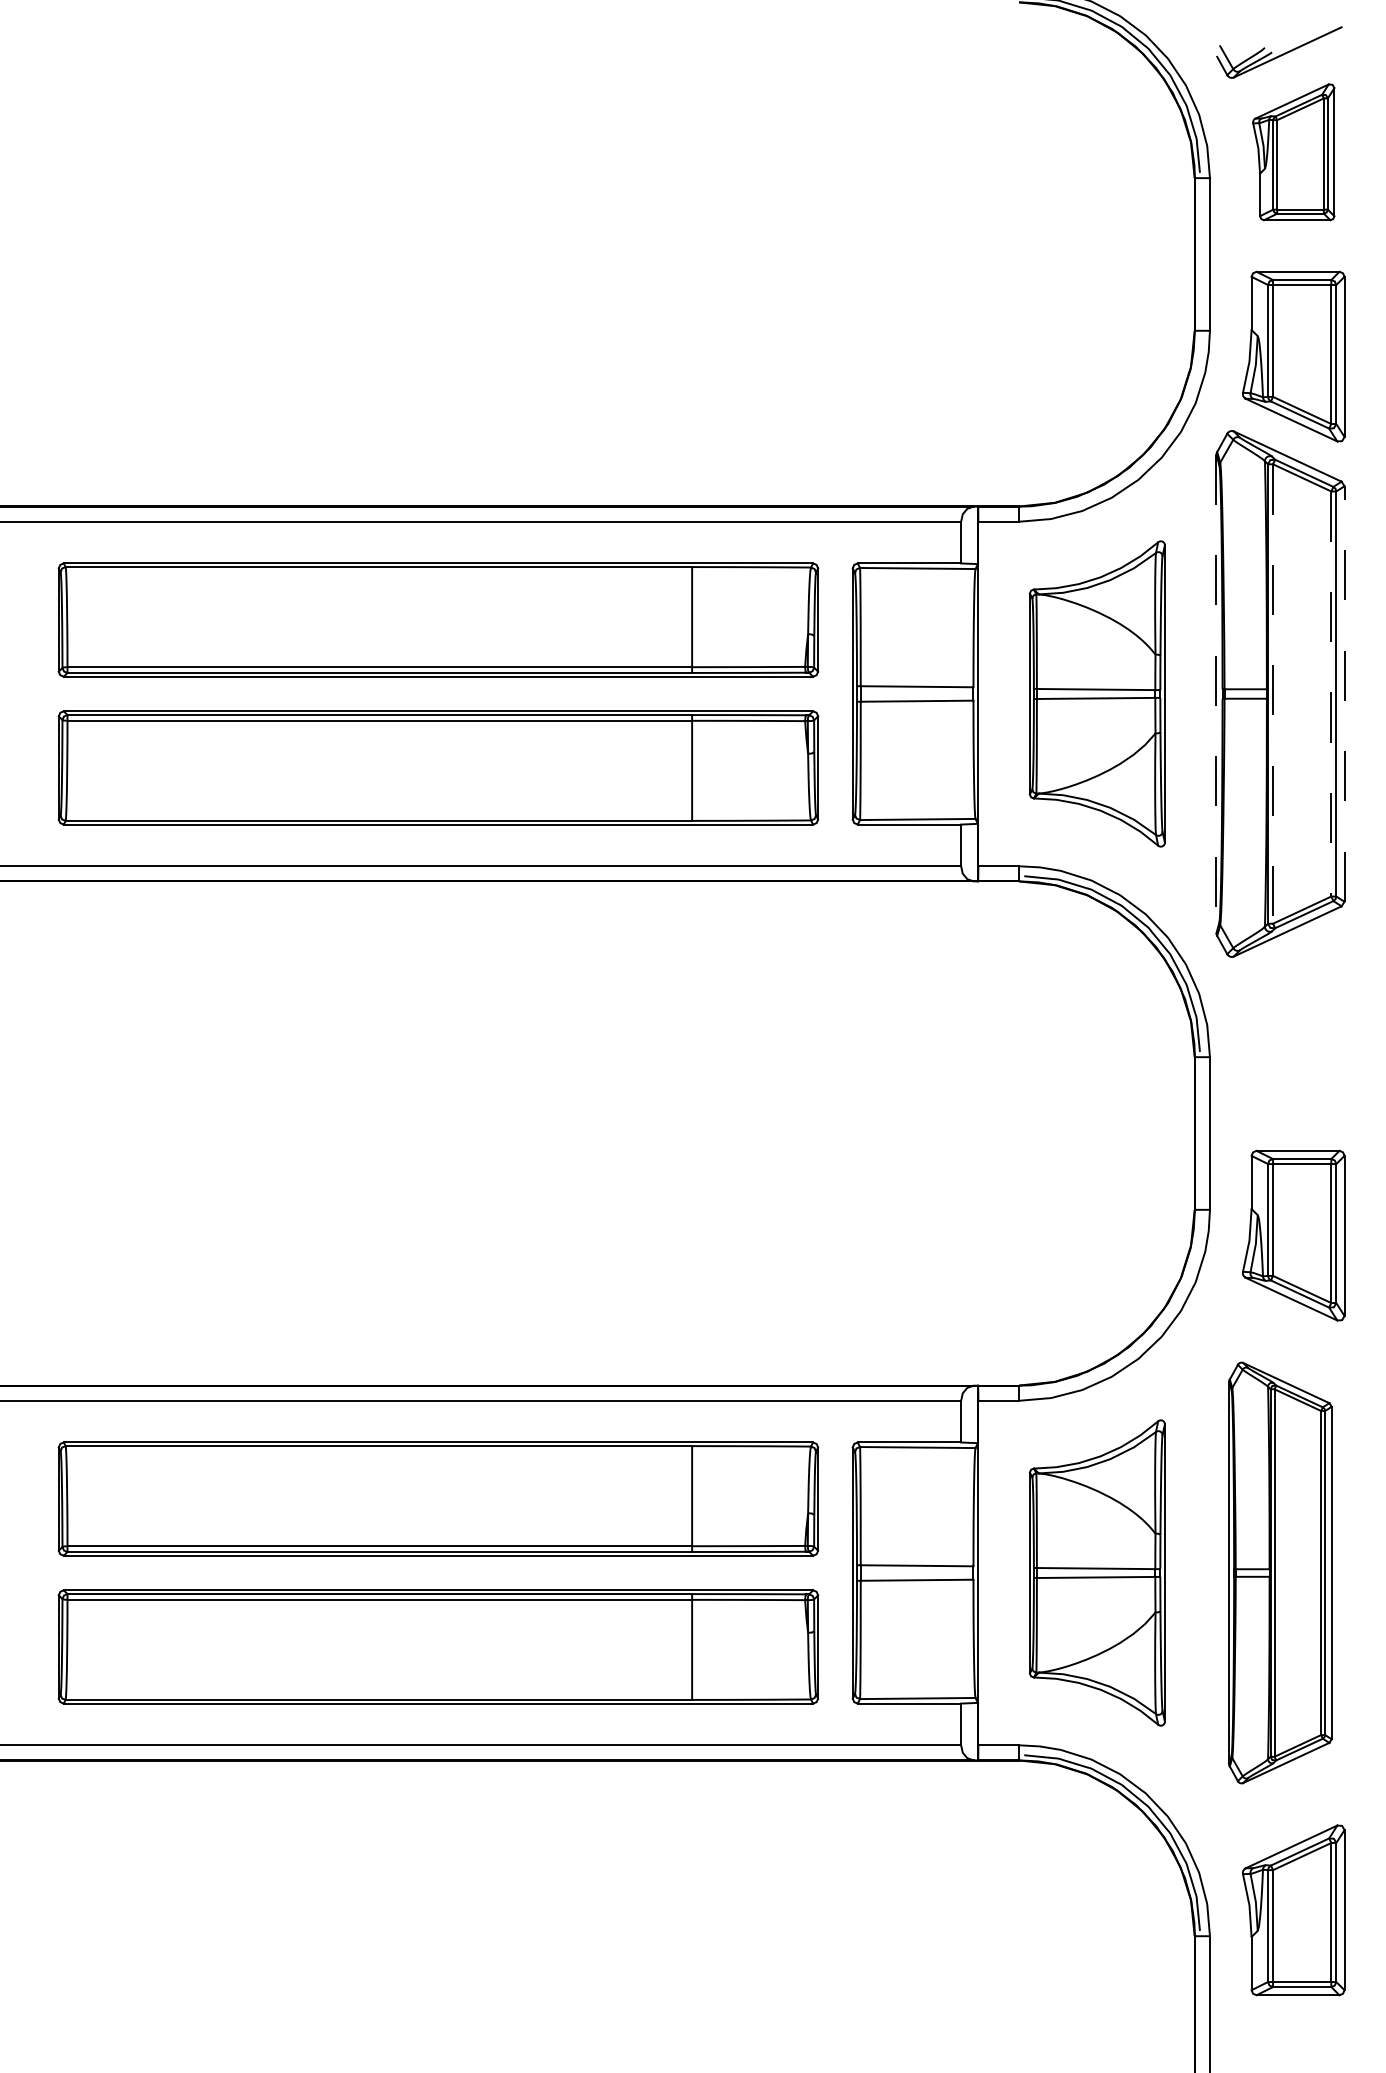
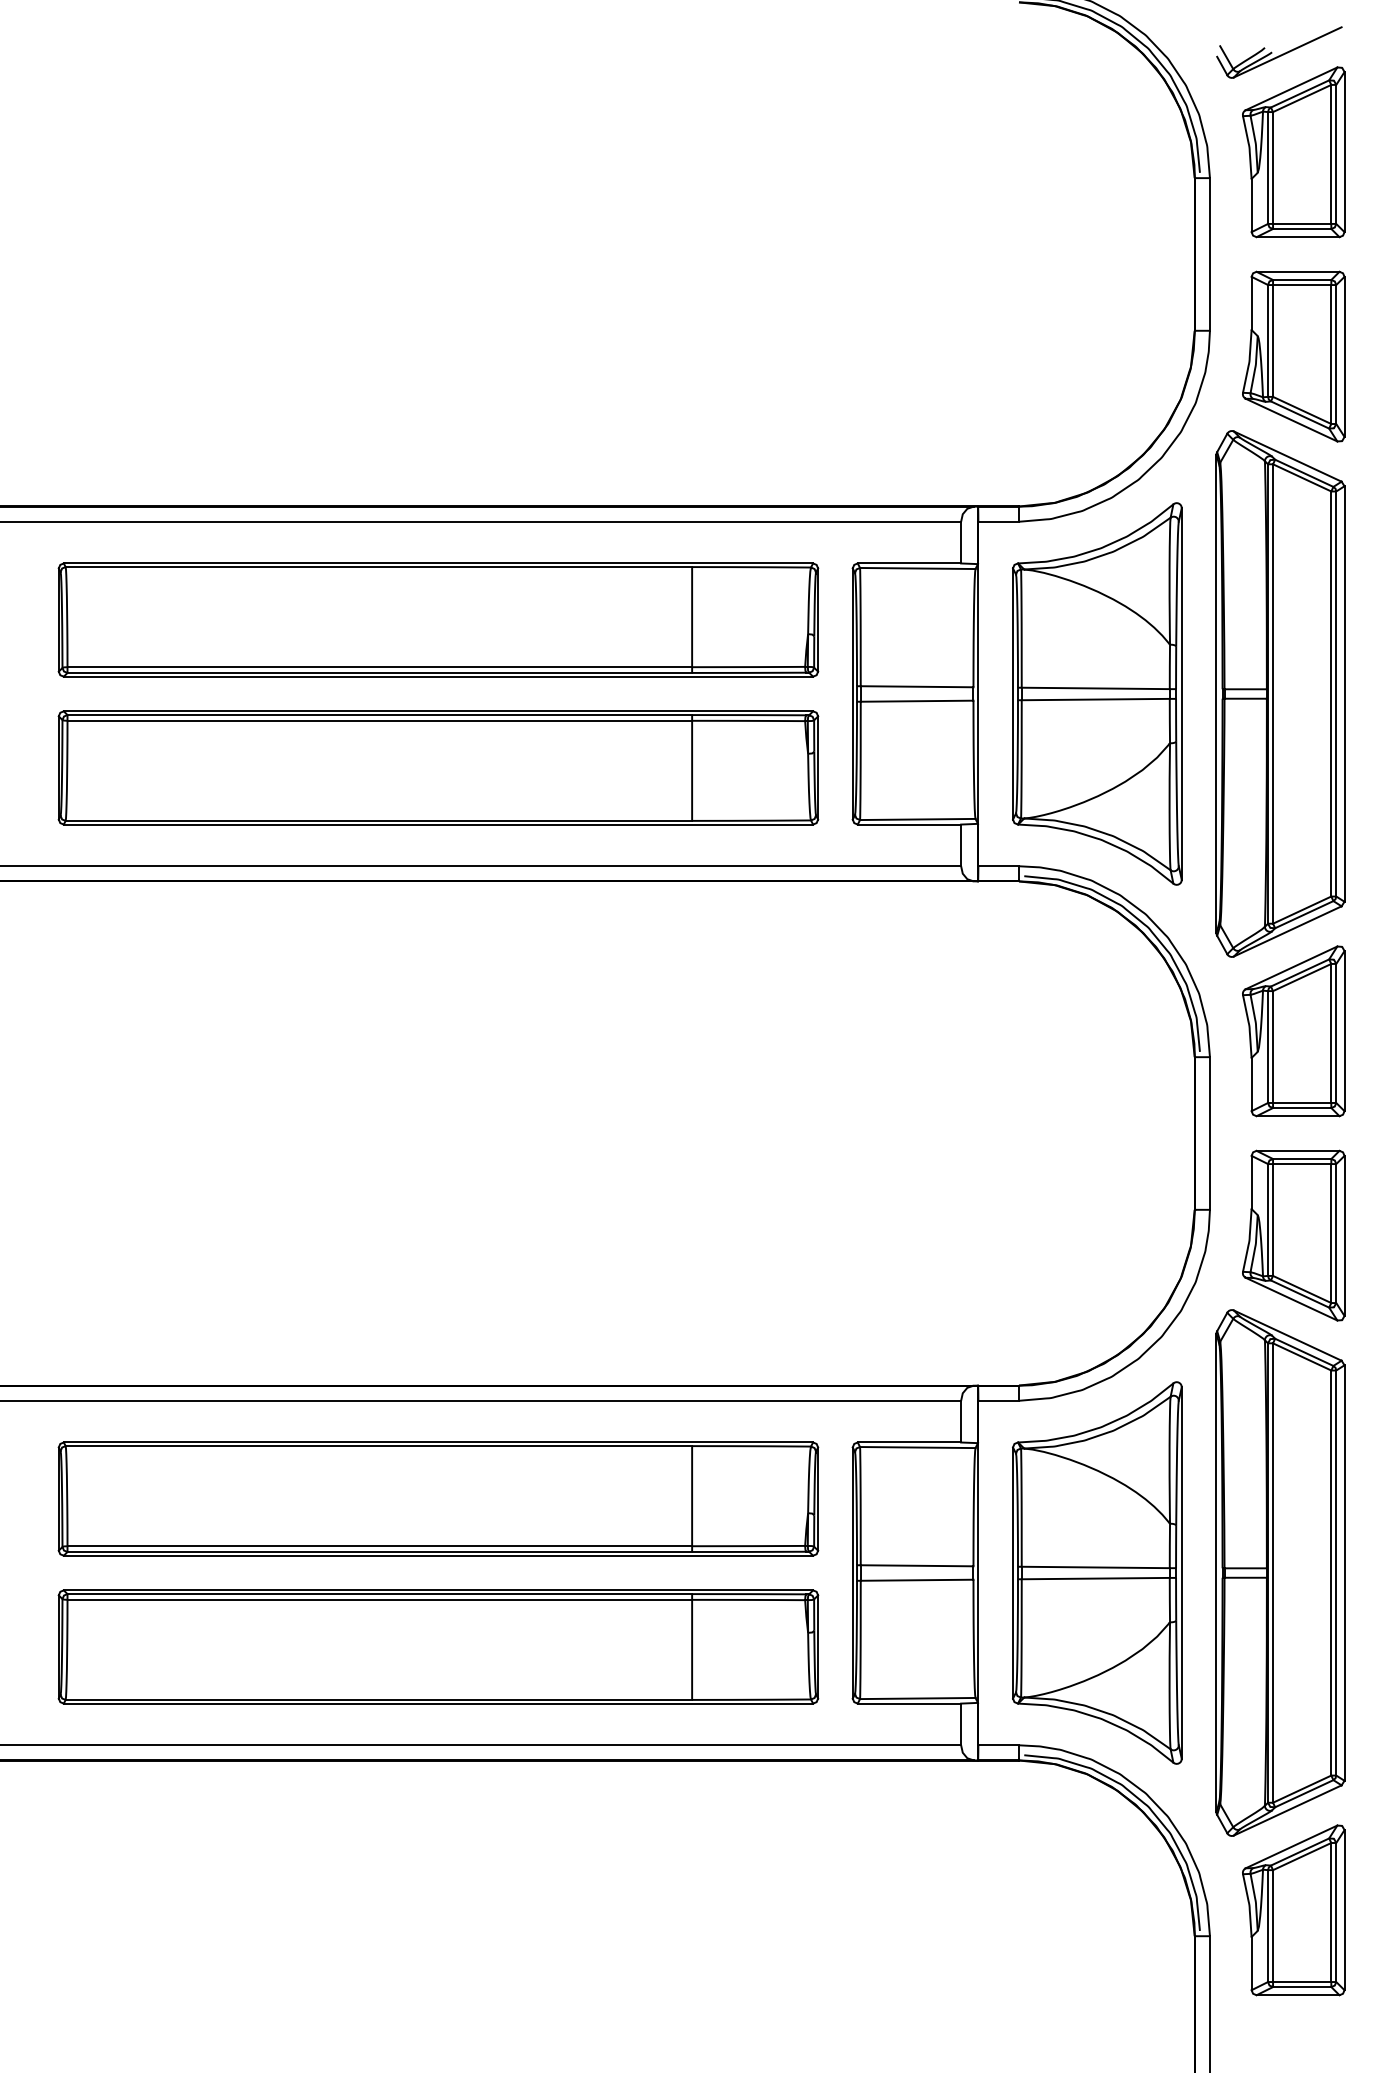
part size: 84x139 px -> 104x173 px (1293, 152)
part size: 138x308 px -> 171x384 px (1097, 693)
line: dashed -> solid (1216, 694)
line: dashed -> solid (1273, 694)
line: dashed -> solid (1331, 694)
line: dashed -> solid (1344, 694)
part: none -> present (1293, 1031)
part size: 138x308 px -> 171x384 px (1097, 1572)
part size: 105x424 px -> 131x528 px (1280, 1572)
